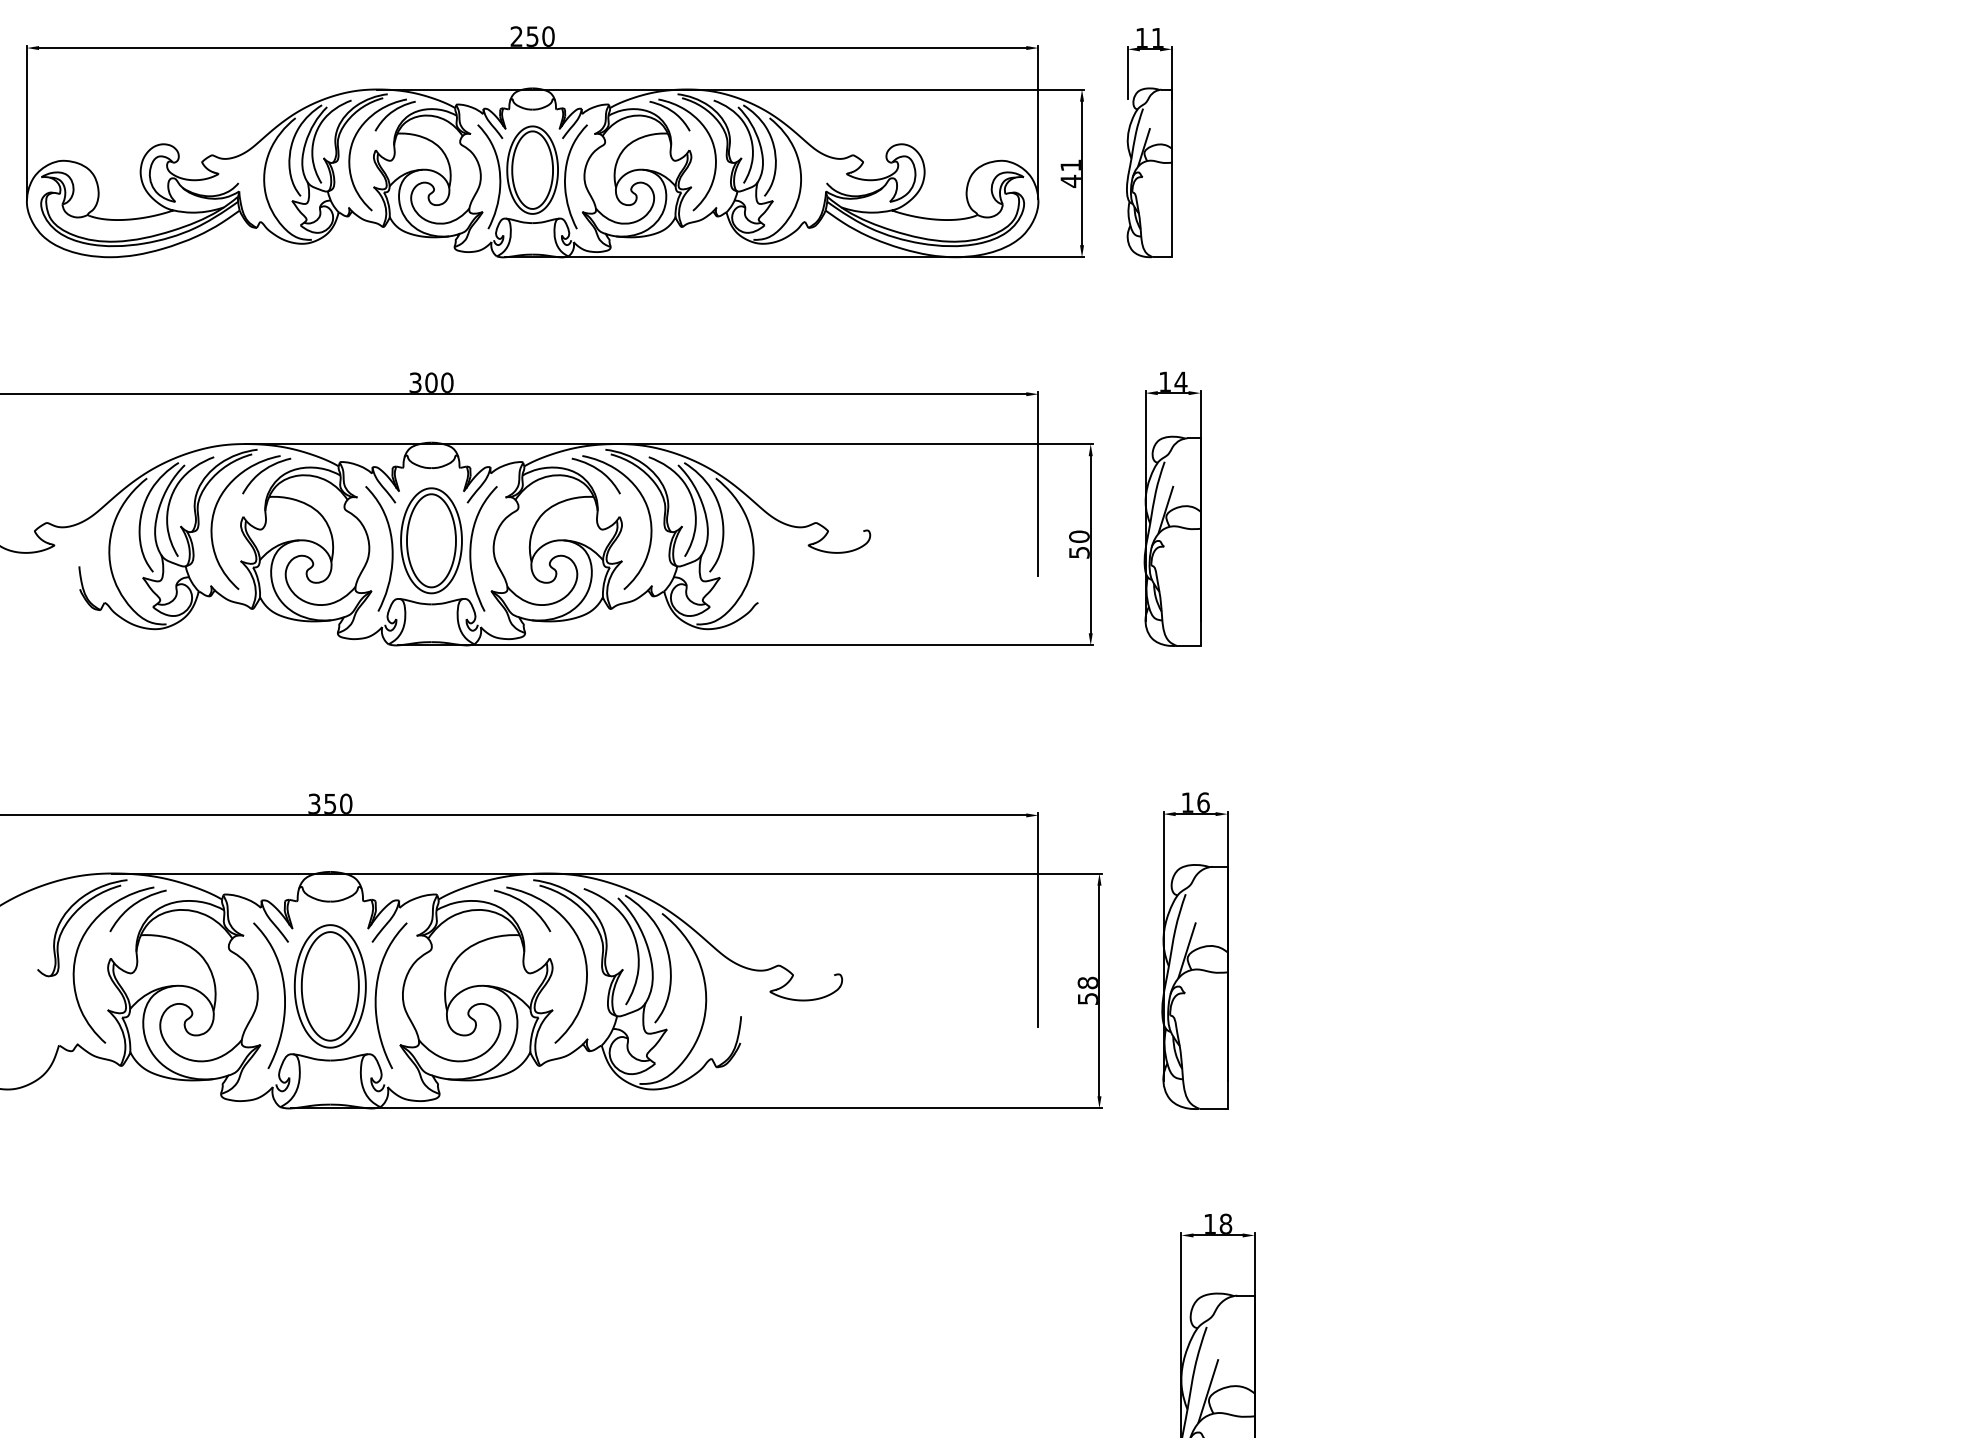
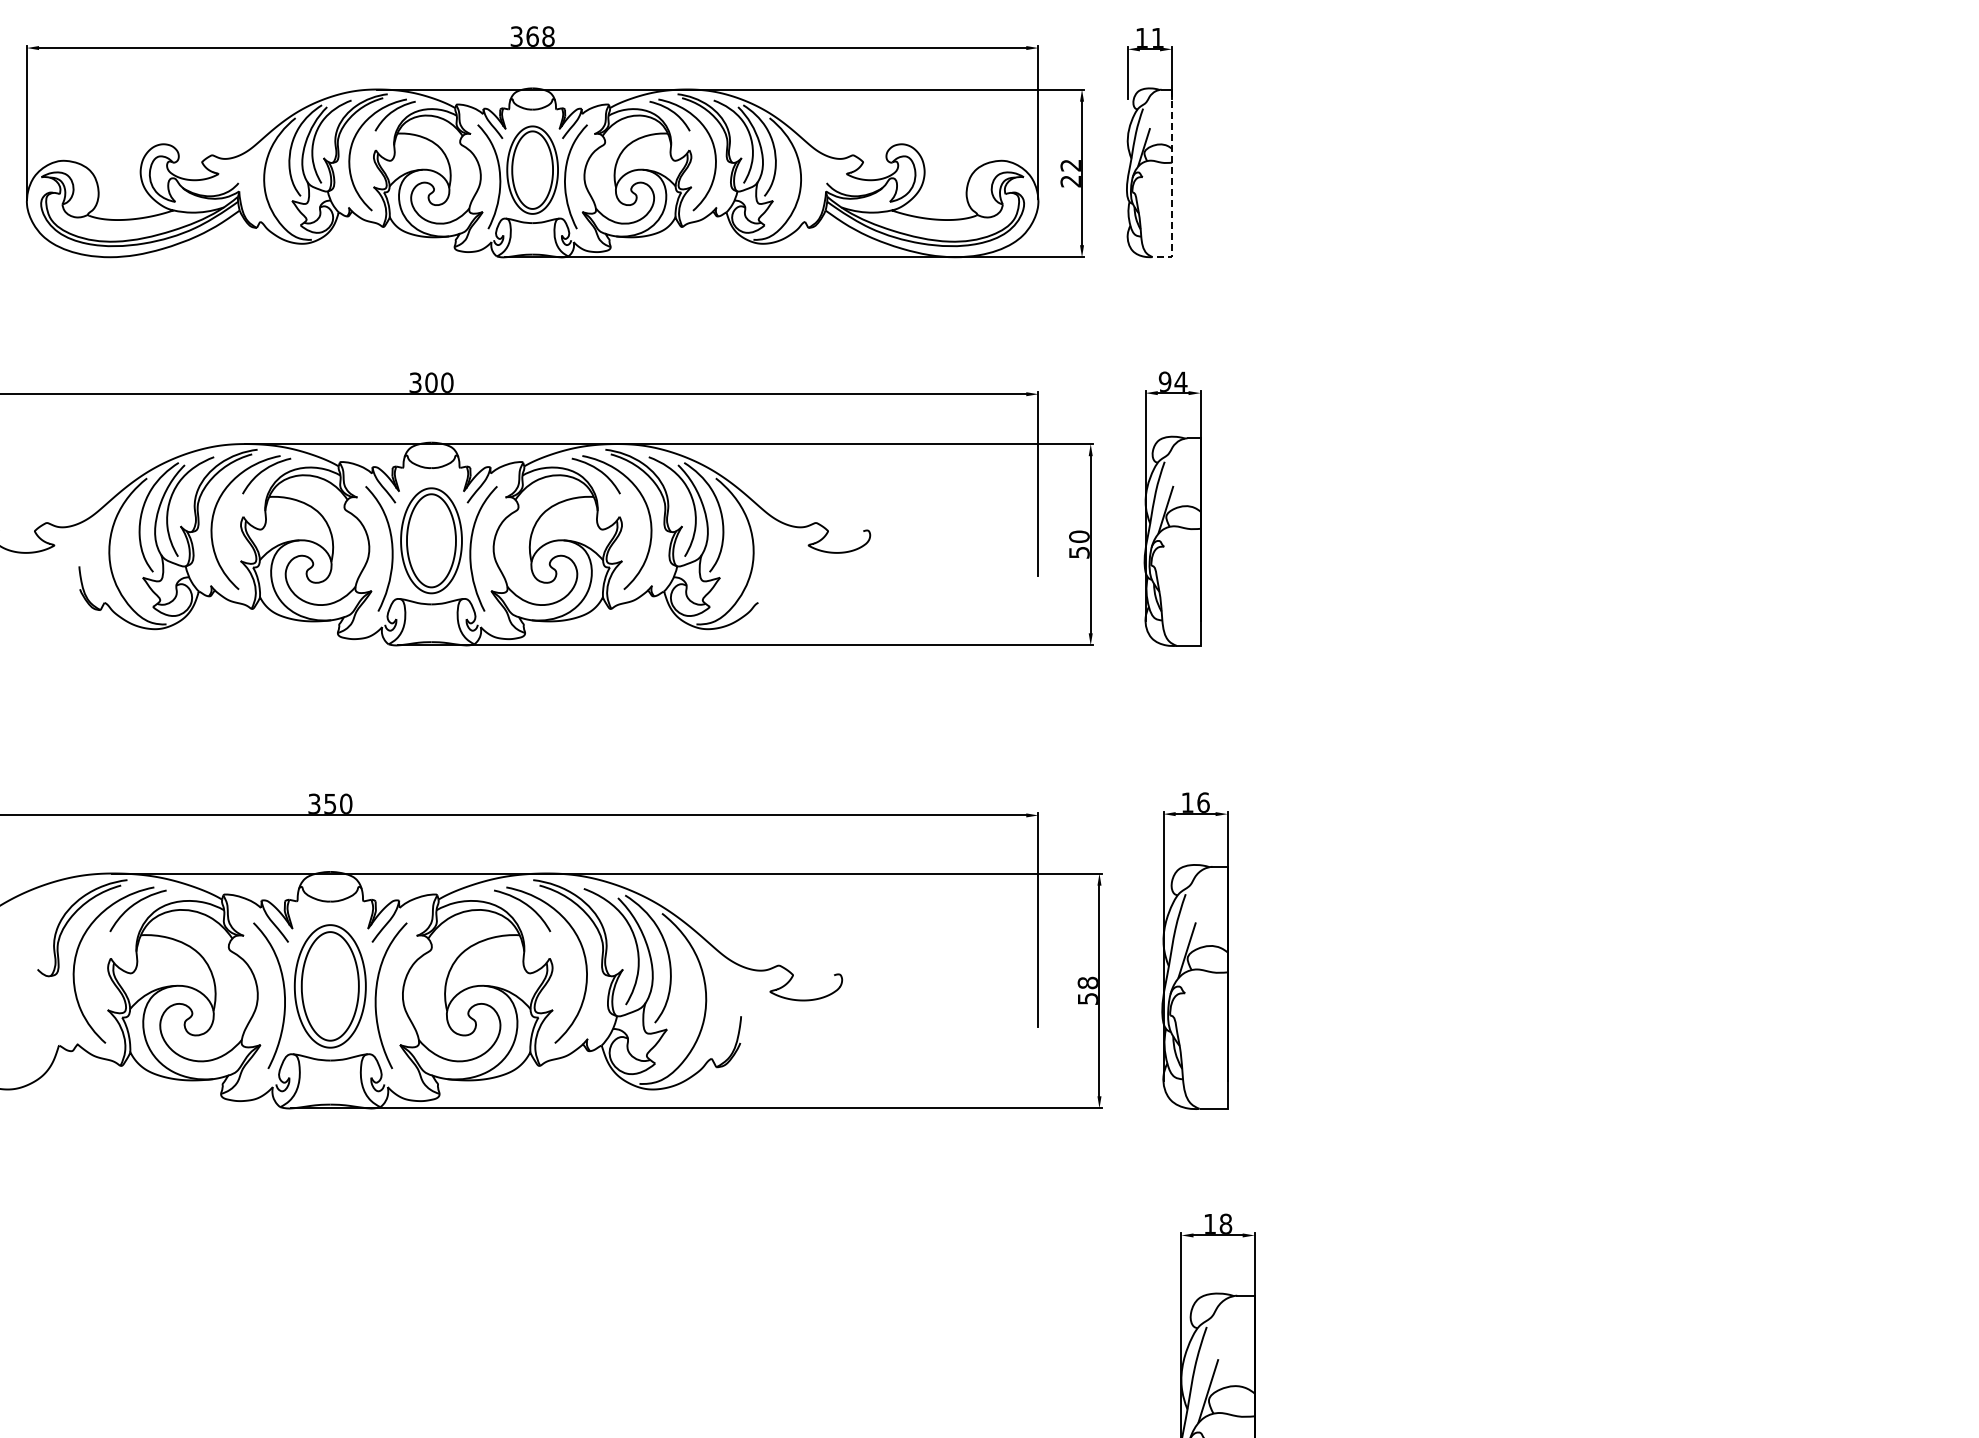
text: 250 -> 368 (532, 36)
text: 41 -> 22 (1070, 173)
line: solid -> dashed (1172, 184)
text: 14 -> 94 (1164, 381)
